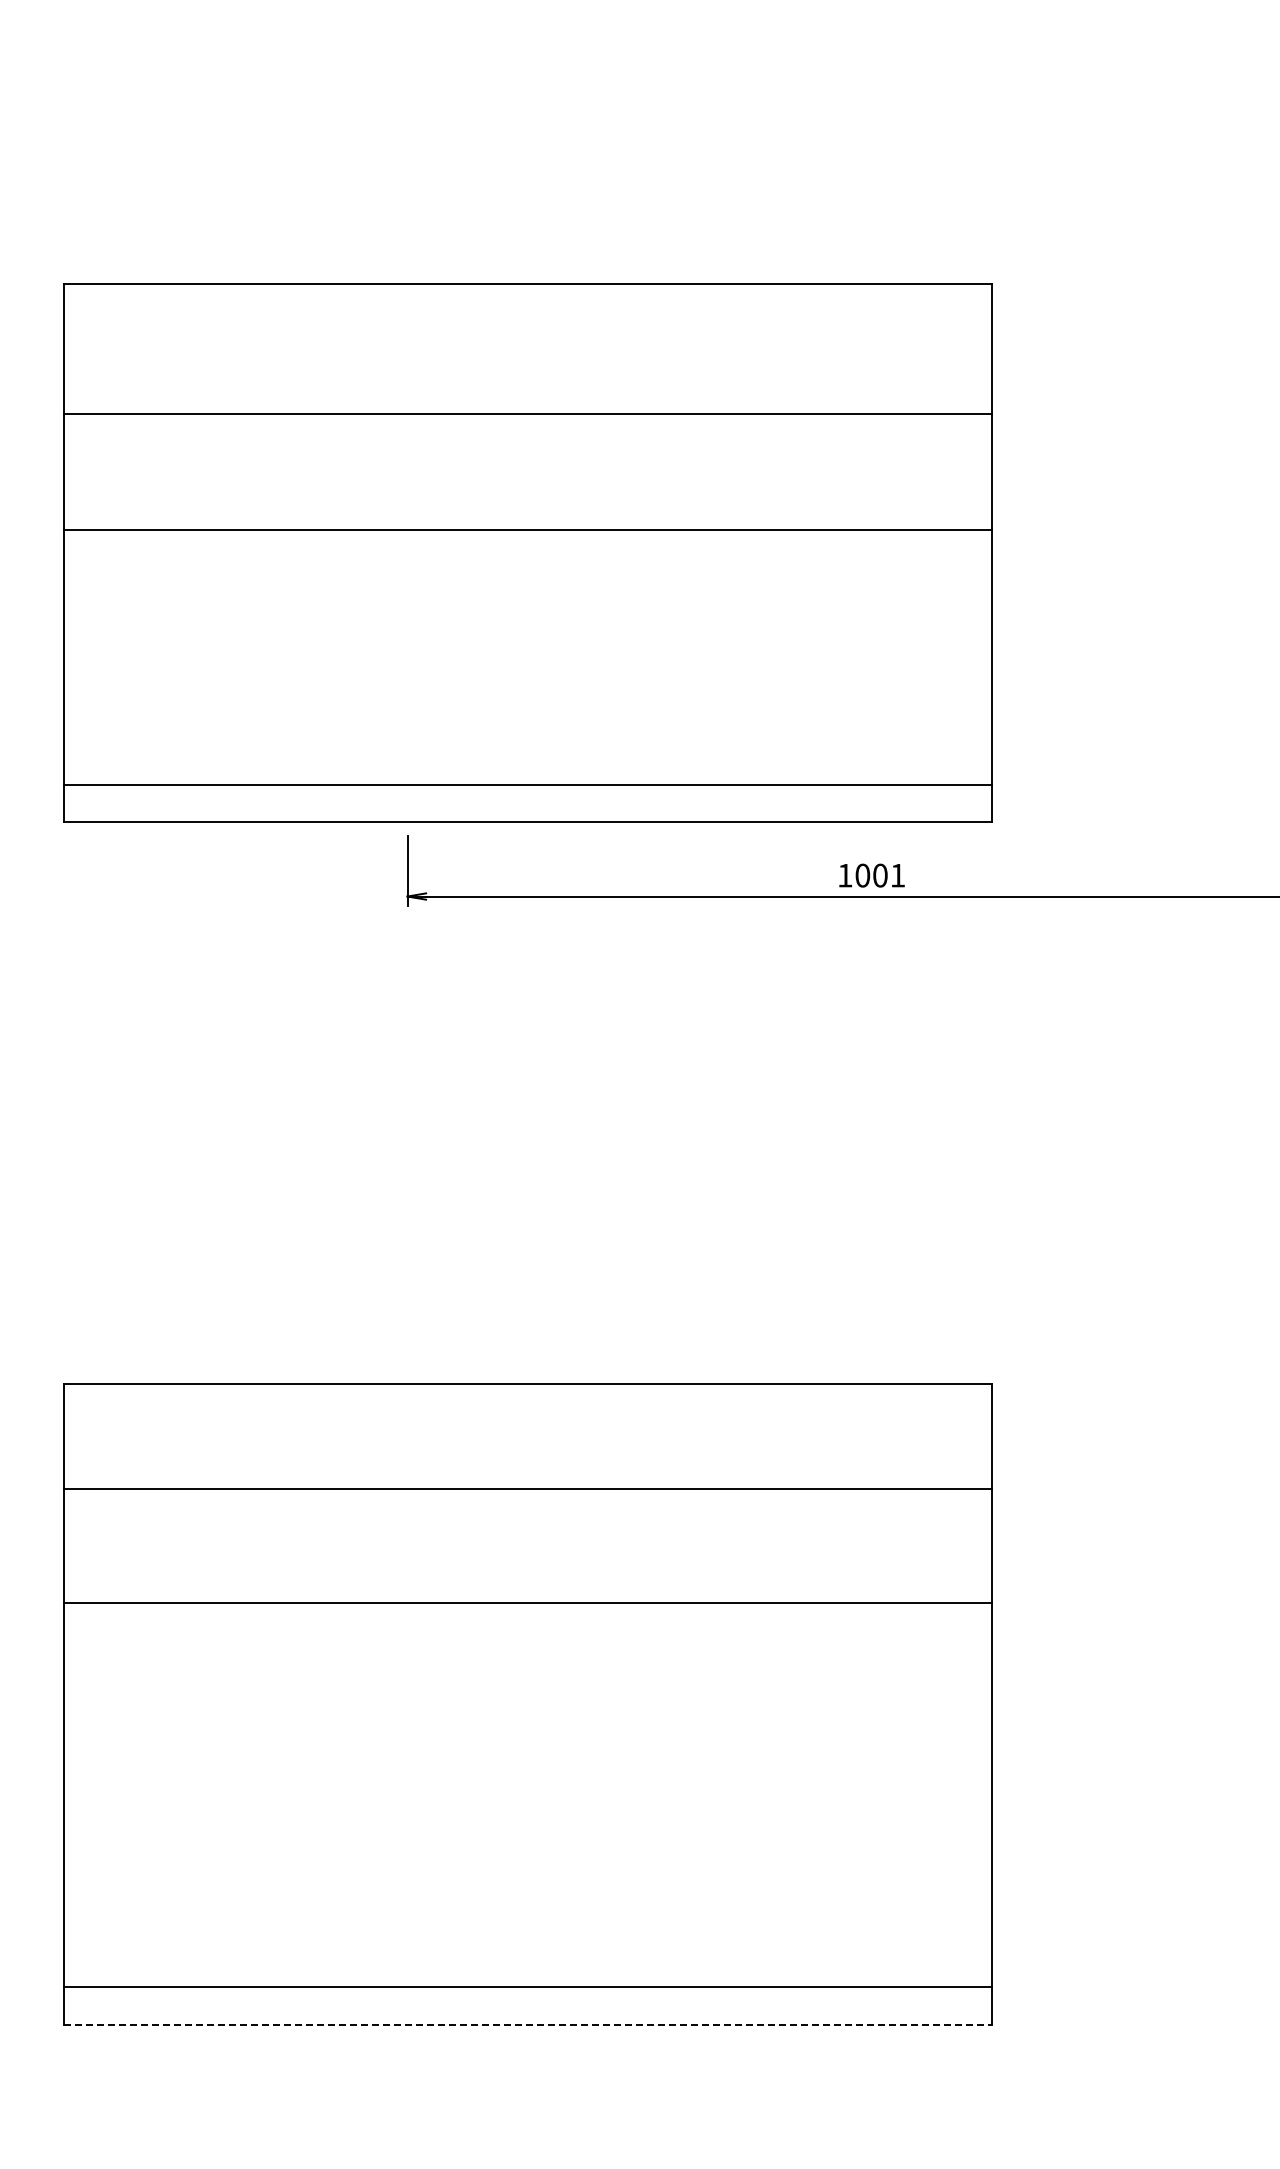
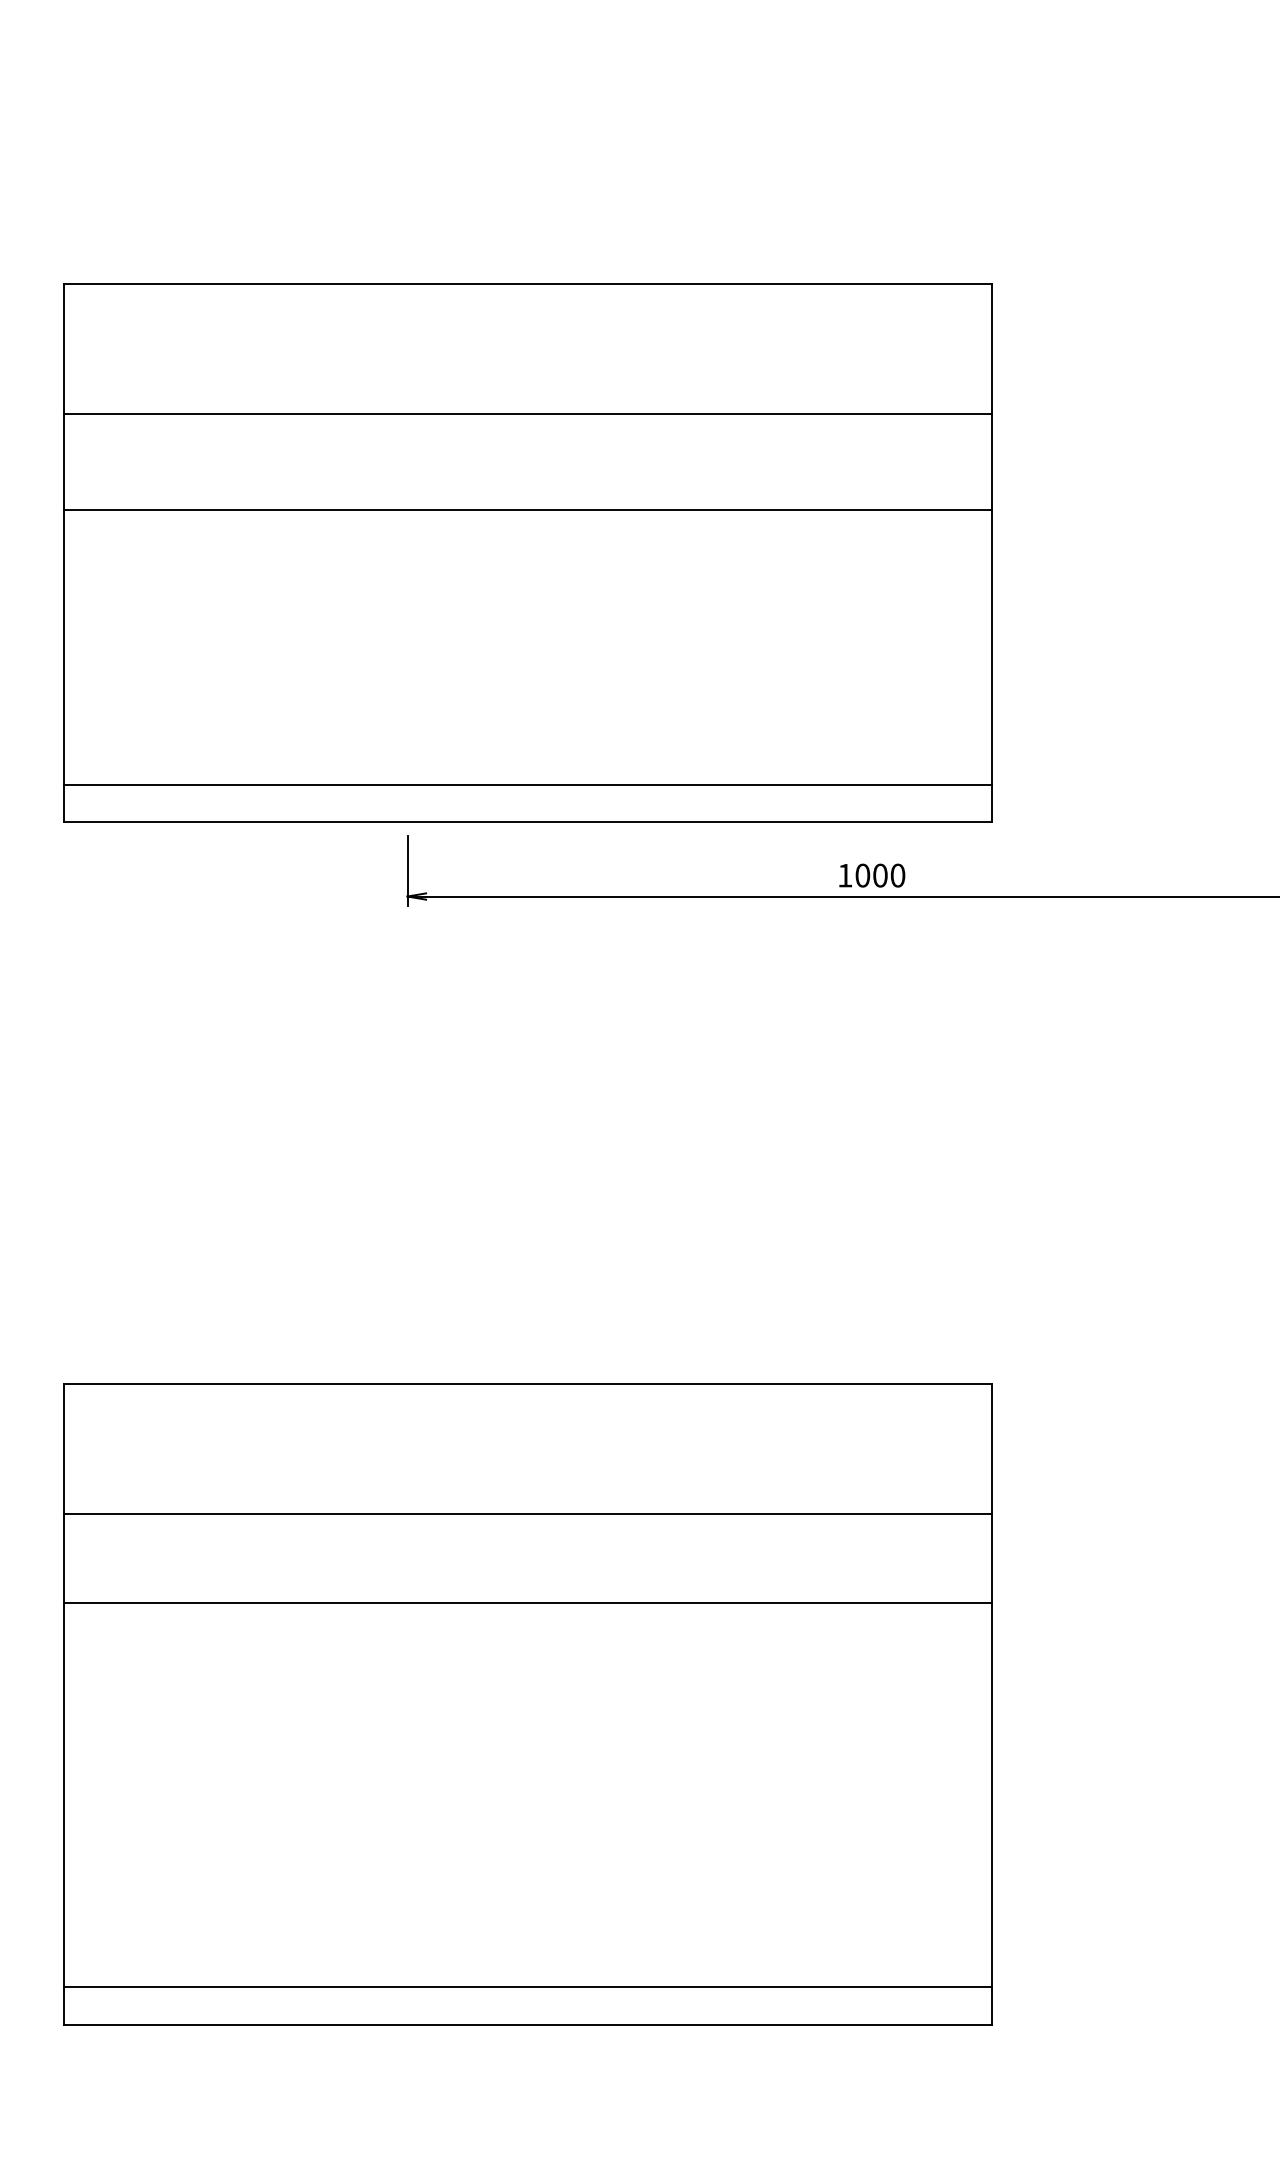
line position: (528, 530) -> (528, 510) (528, 510)
text: 1001 -> 1000 (897, 875)
line position: (528, 1488) -> (528, 1513) (528, 1513)
line: dashed -> solid (528, 2024)
